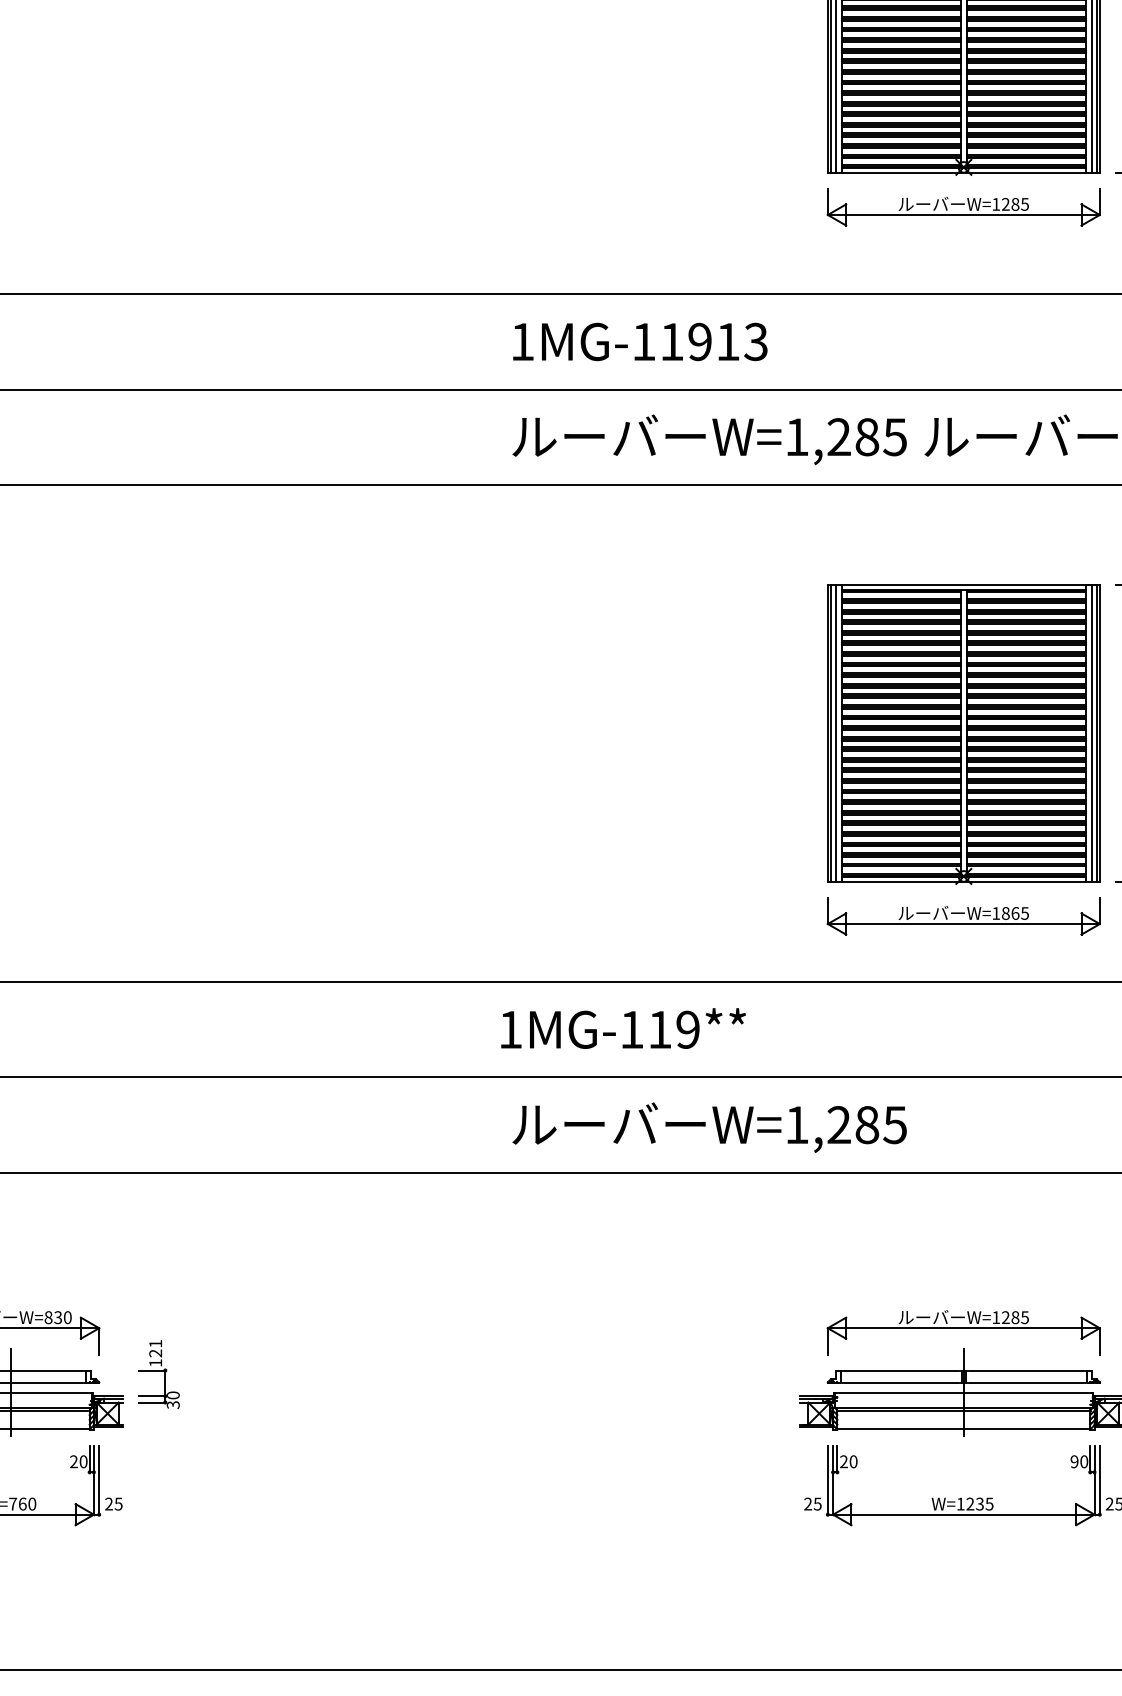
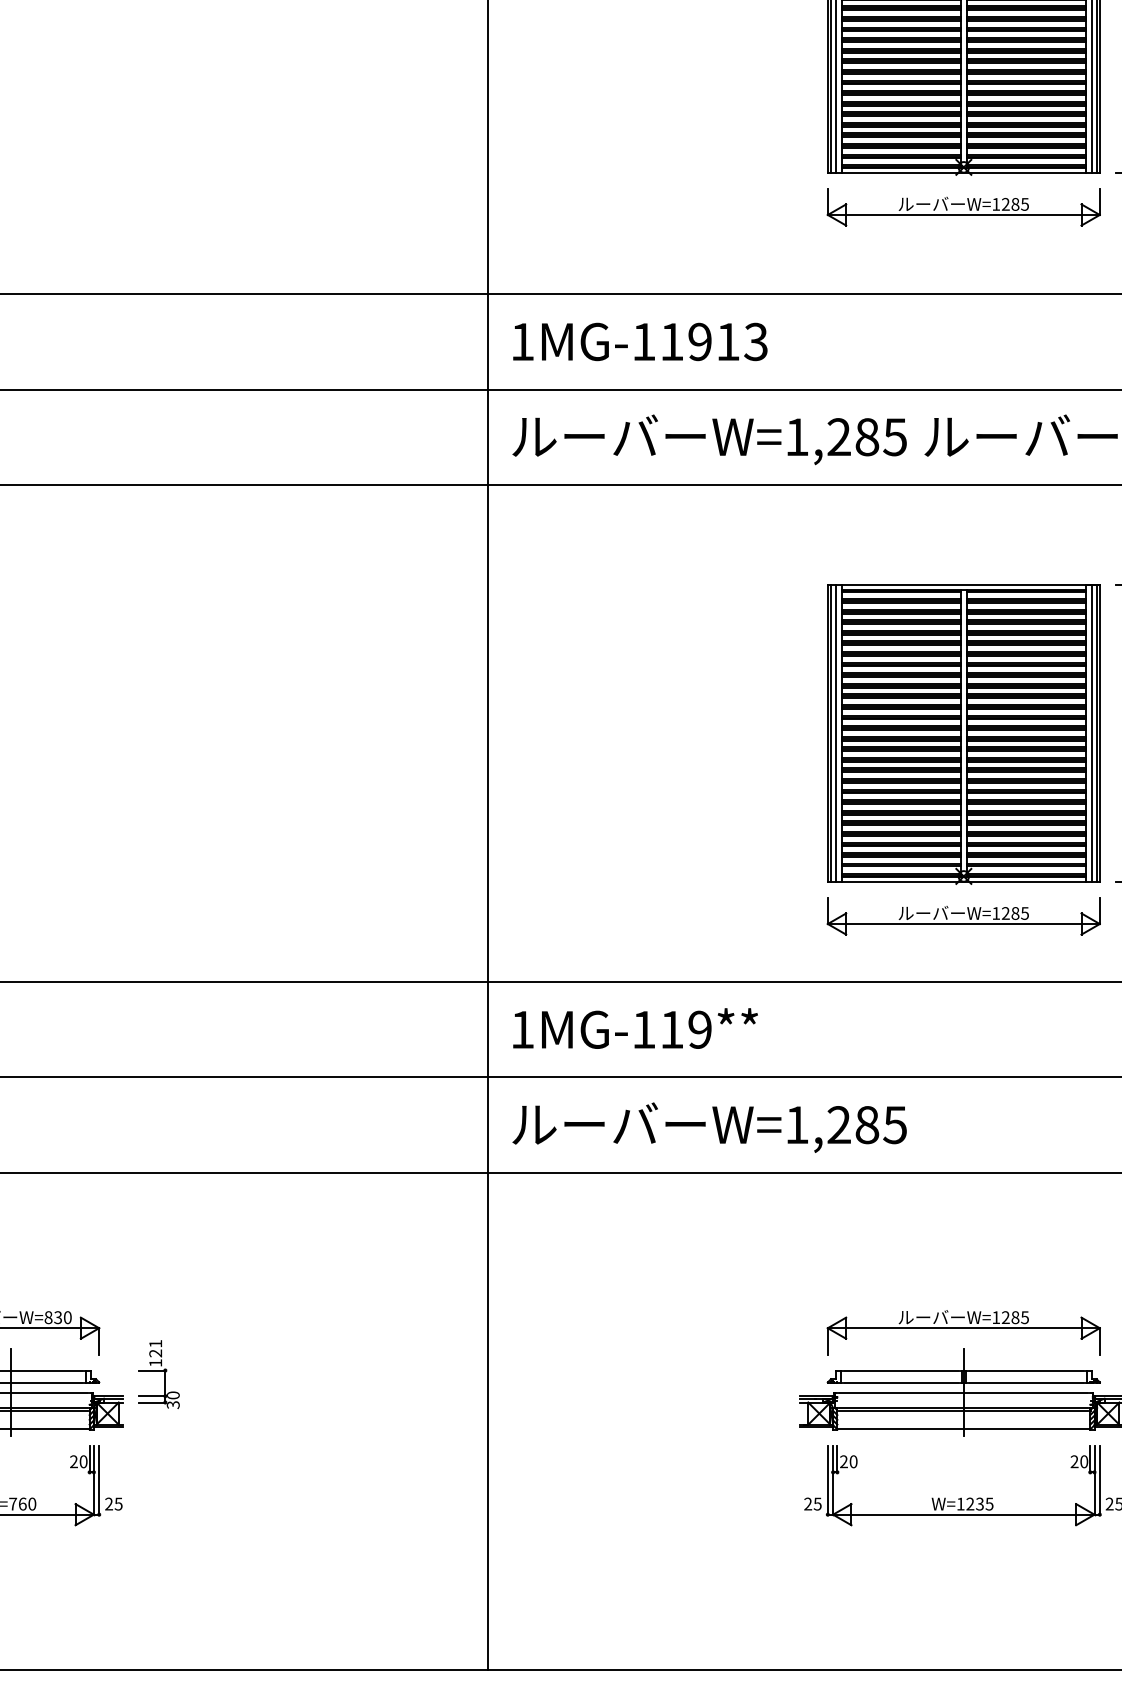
line: none -> present (487, 836)
text: W=1865 -> W=1285 (1010, 913)
text position: (623, 1028) -> (635, 1028) (635, 1028)
text: 90 -> 20 (1074, 1462)
